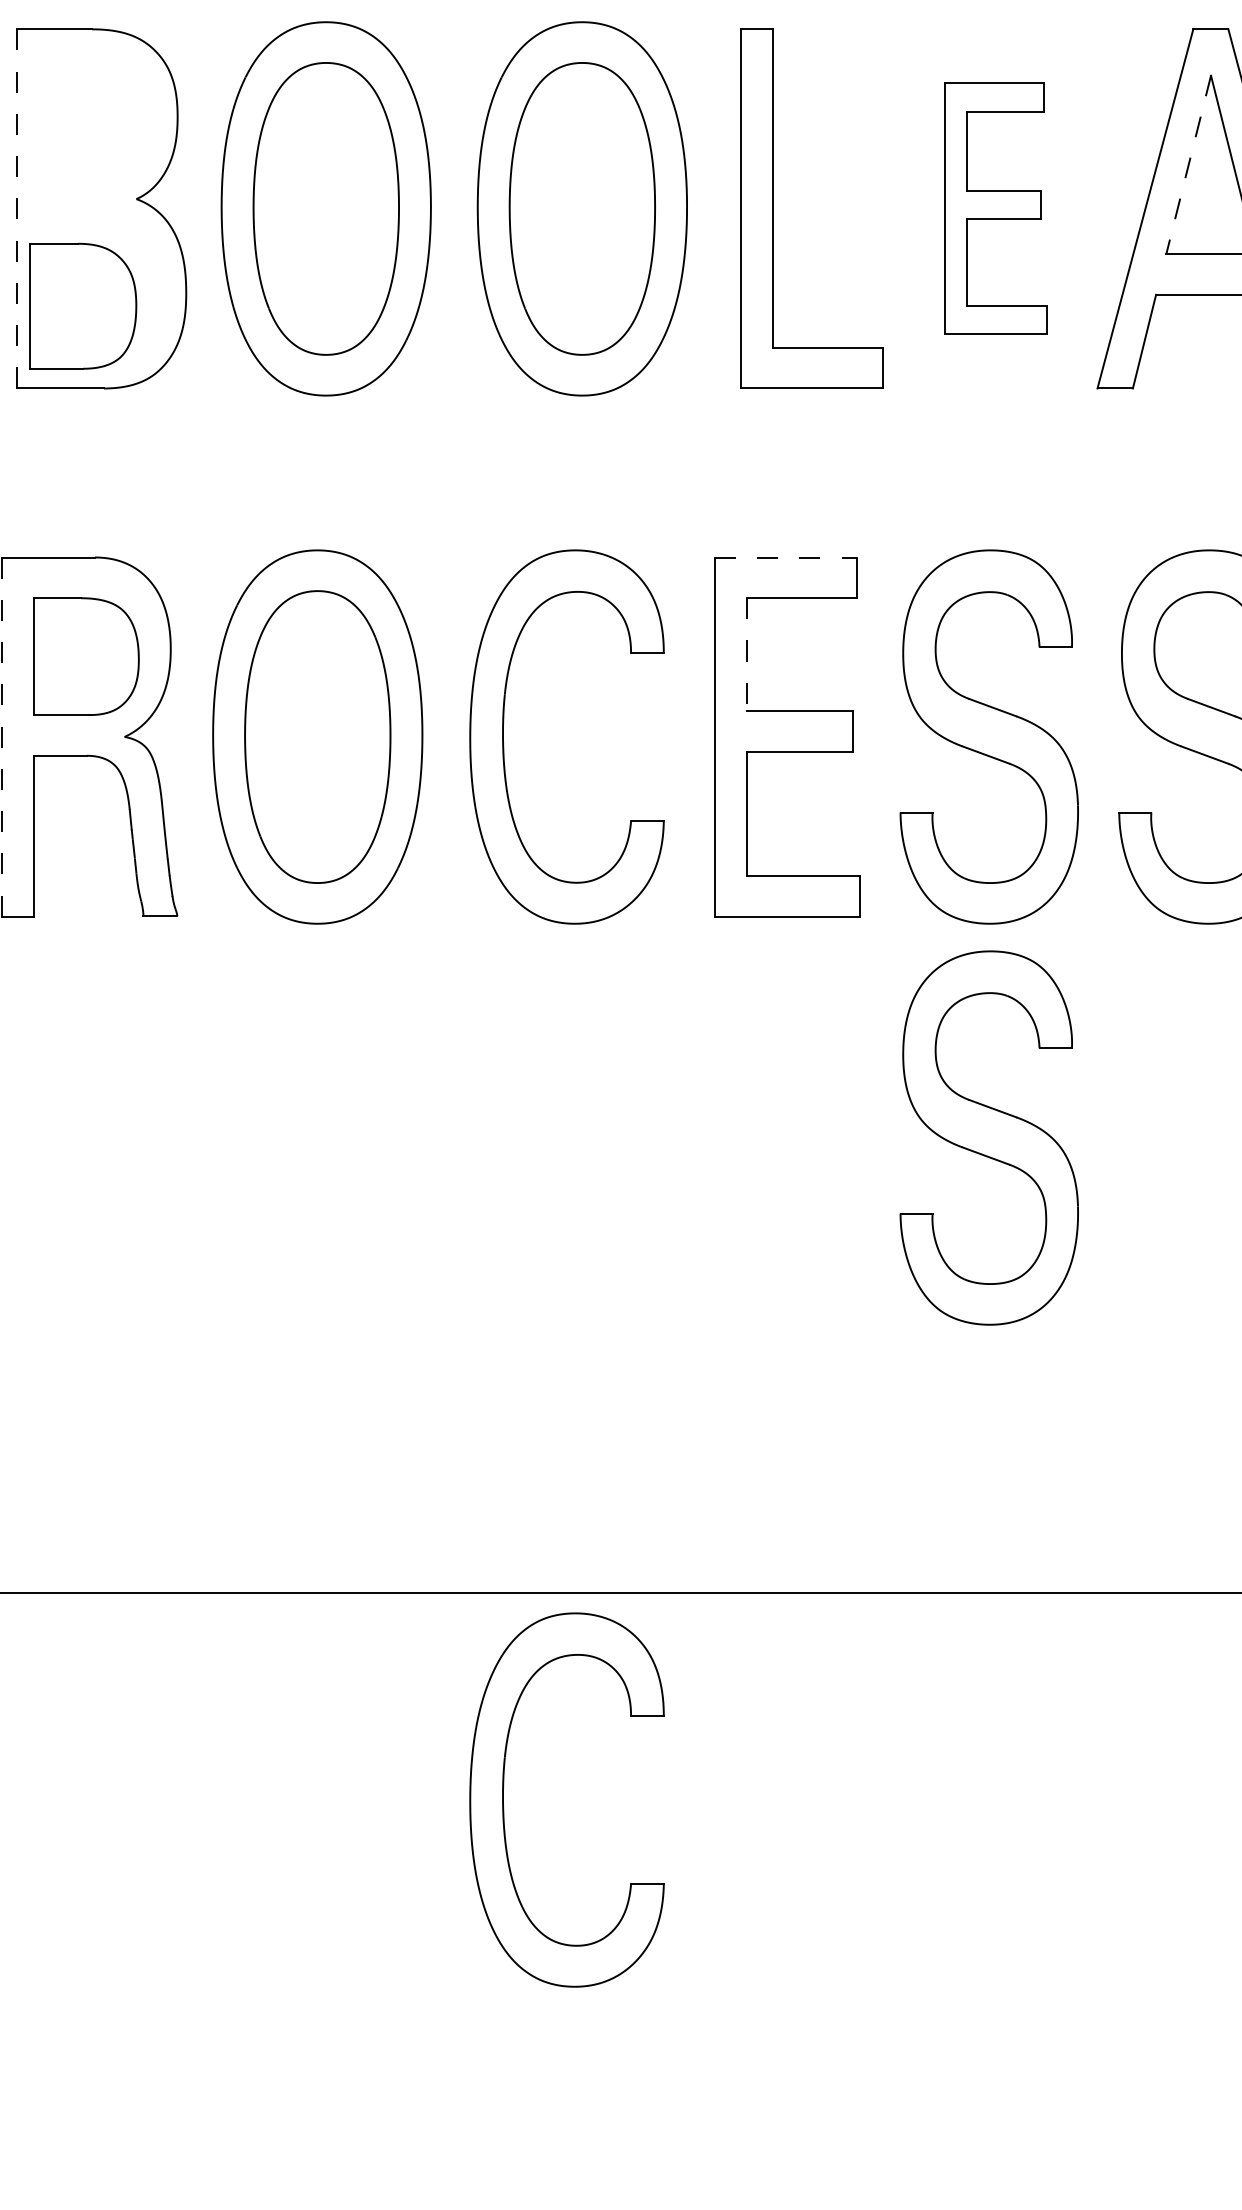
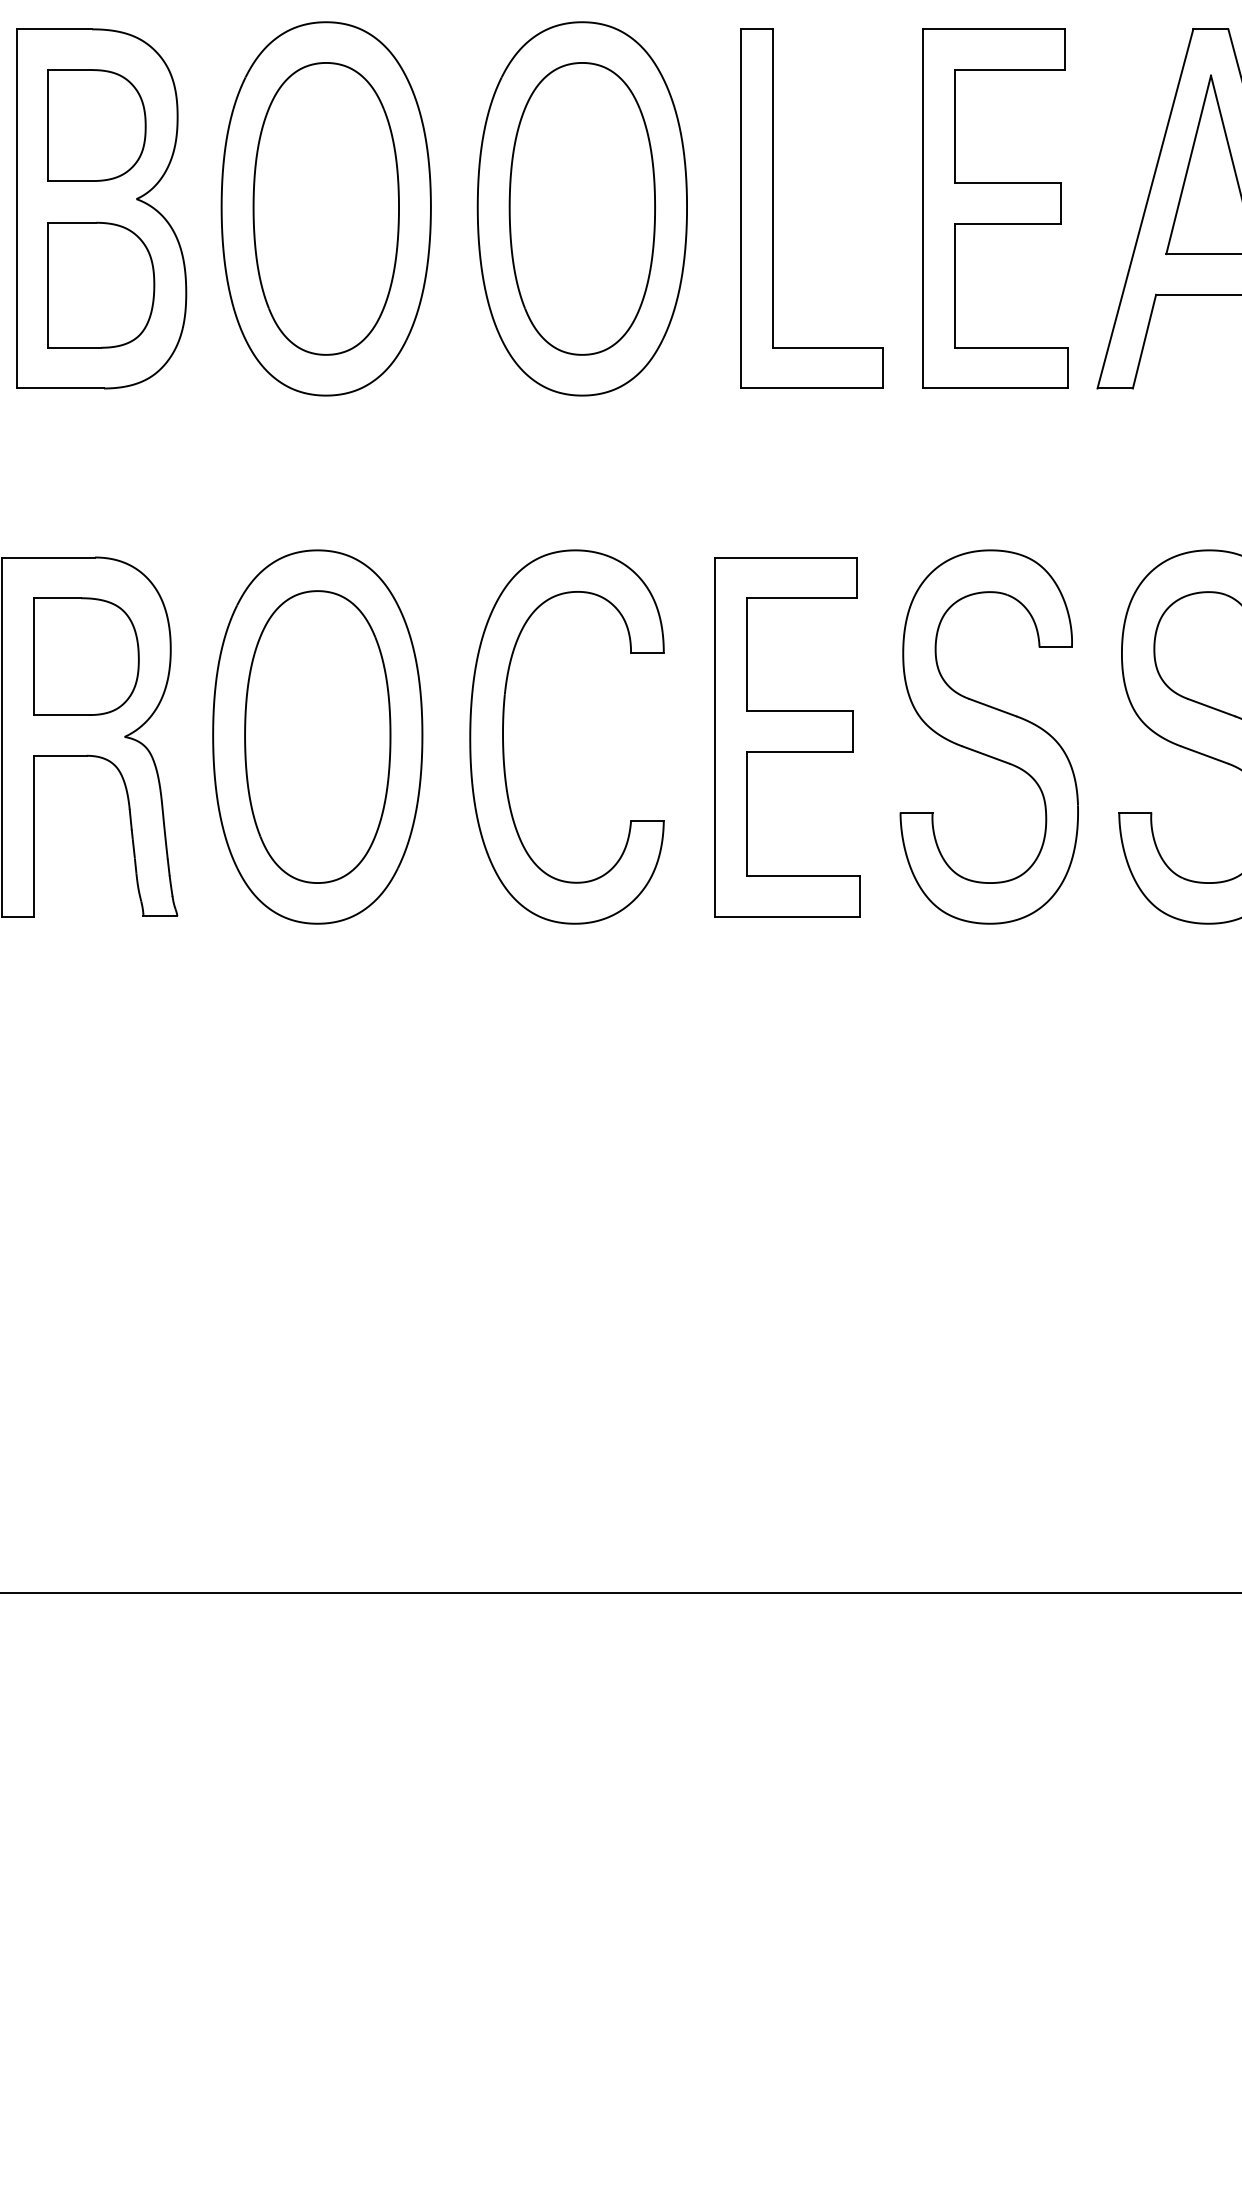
part: none -> present (96, 125)
line: dashed -> solid (1188, 164)
line: dashed -> solid (16, 208)
part size: 104x253 px -> 147x361 px (995, 208)
part position: (83, 305) -> (101, 284) (101, 284)
line: dashed -> solid (786, 557)
line: dashed -> solid (746, 654)
line: dashed -> solid (2, 737)
part: present -> none (988, 1137)
part: present -> none (504, 1808)
